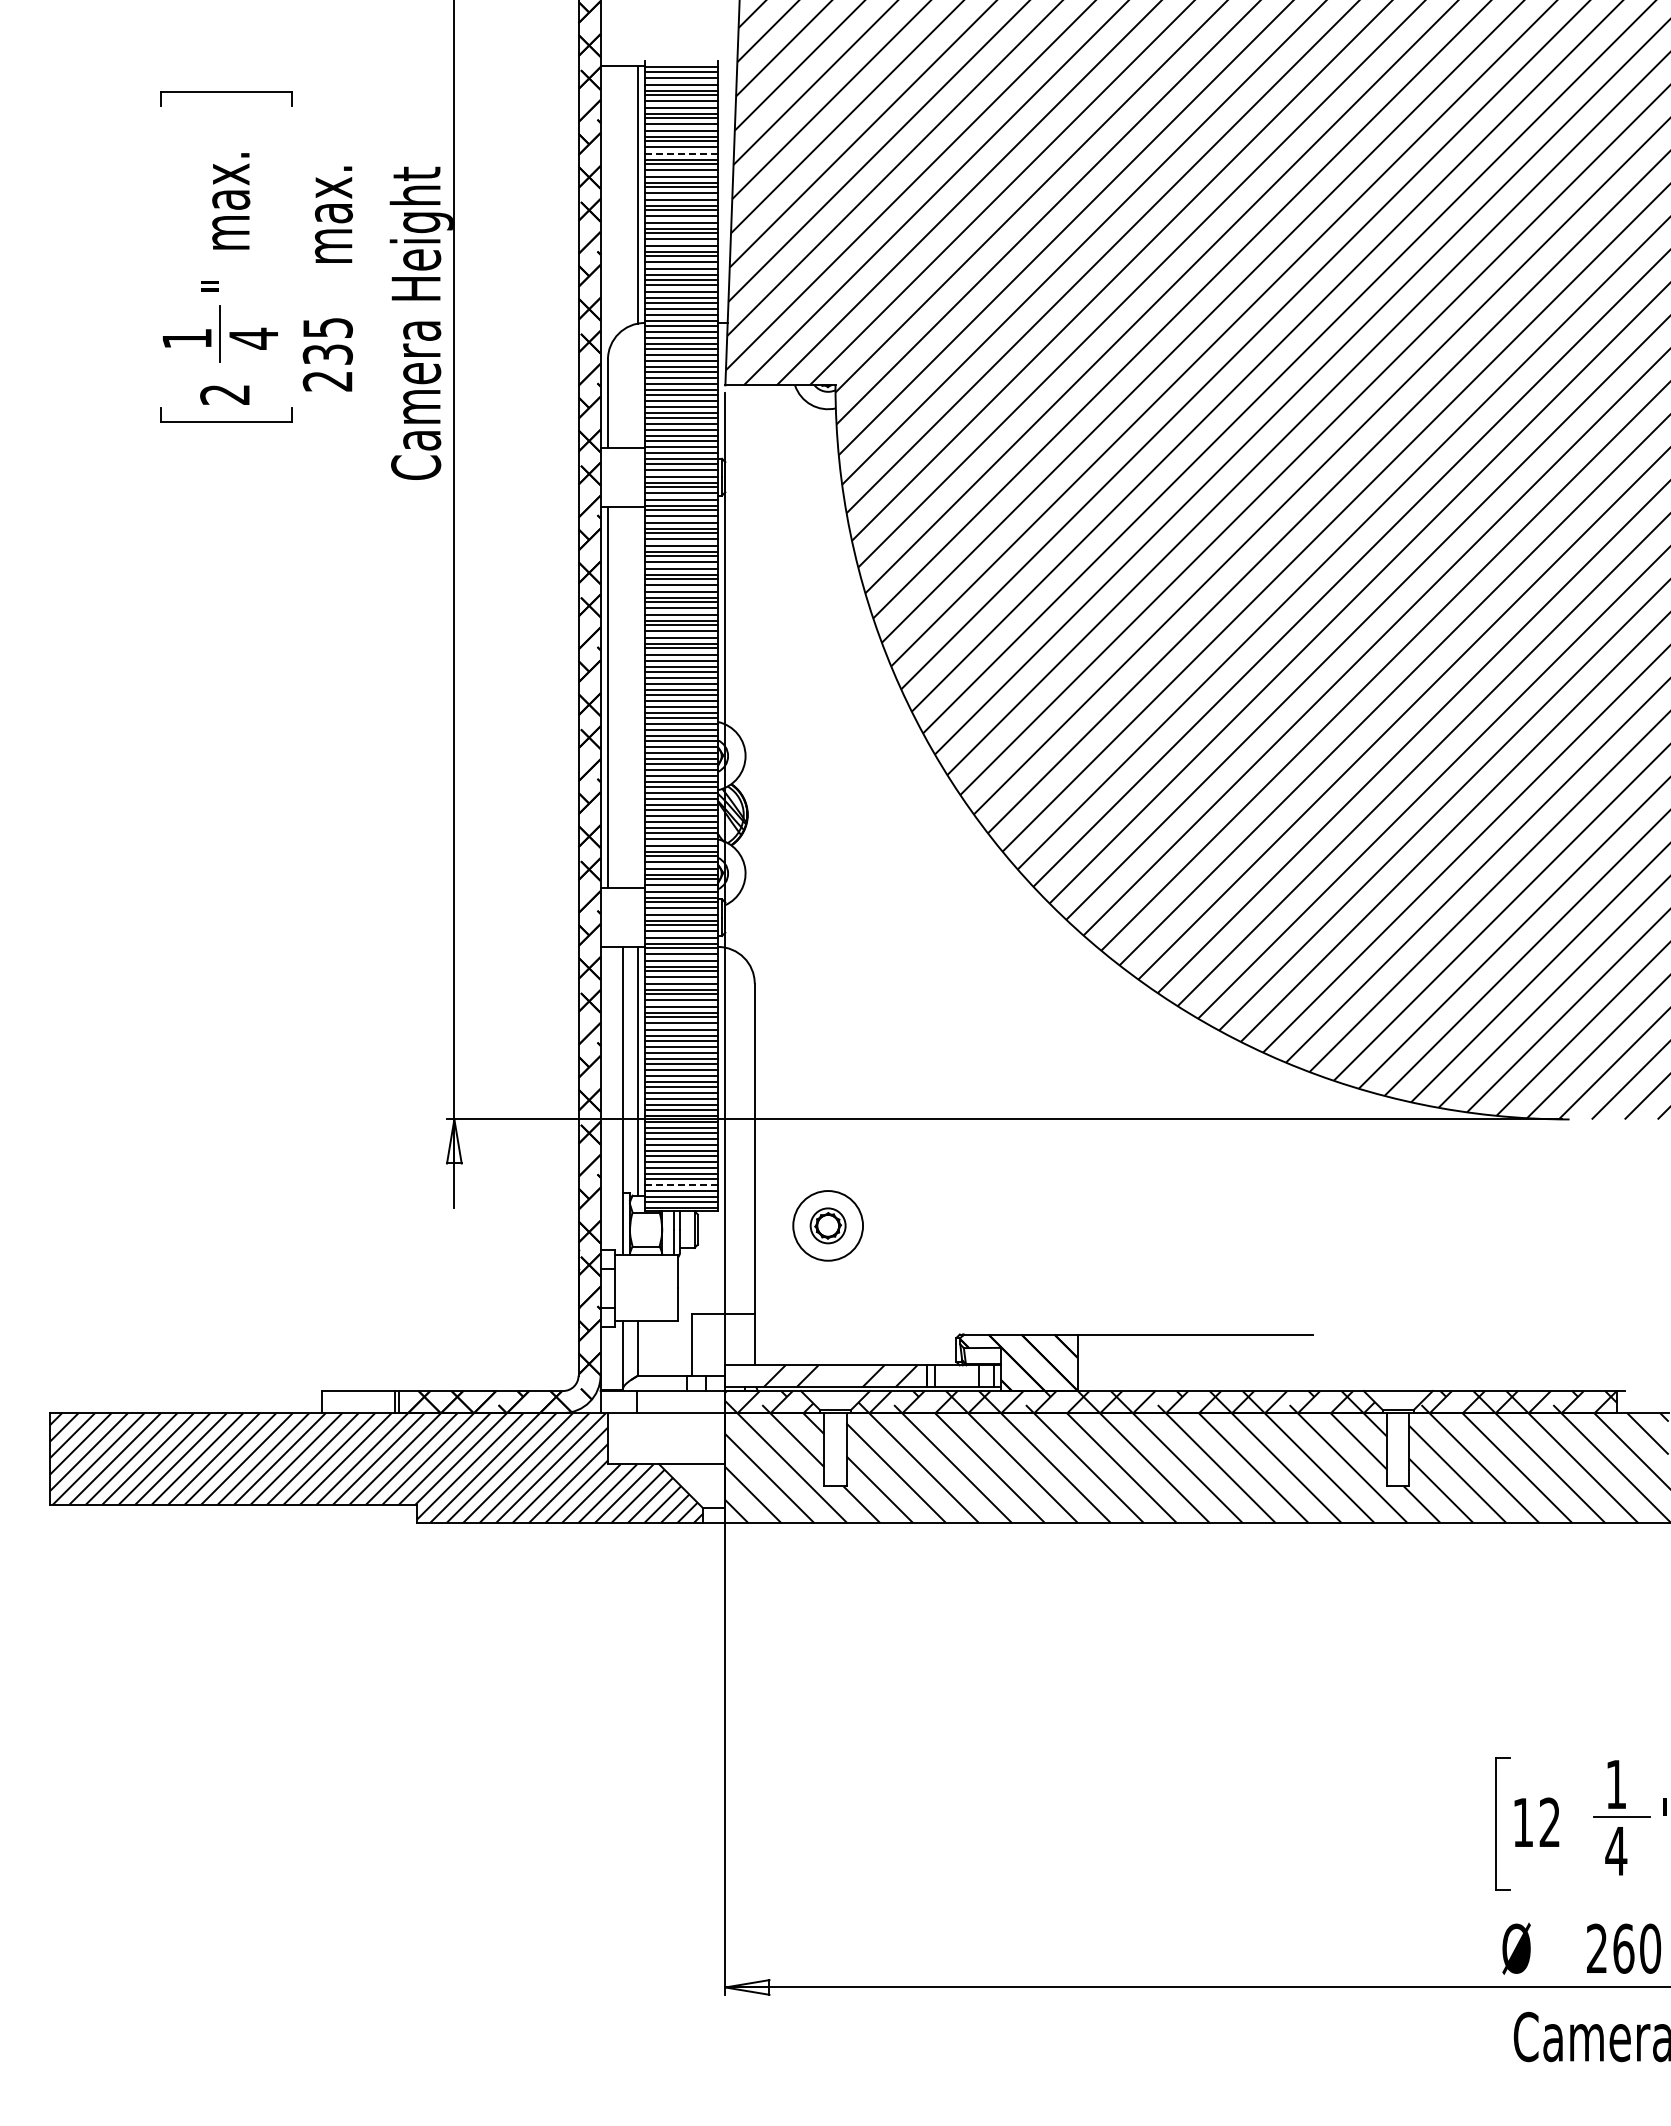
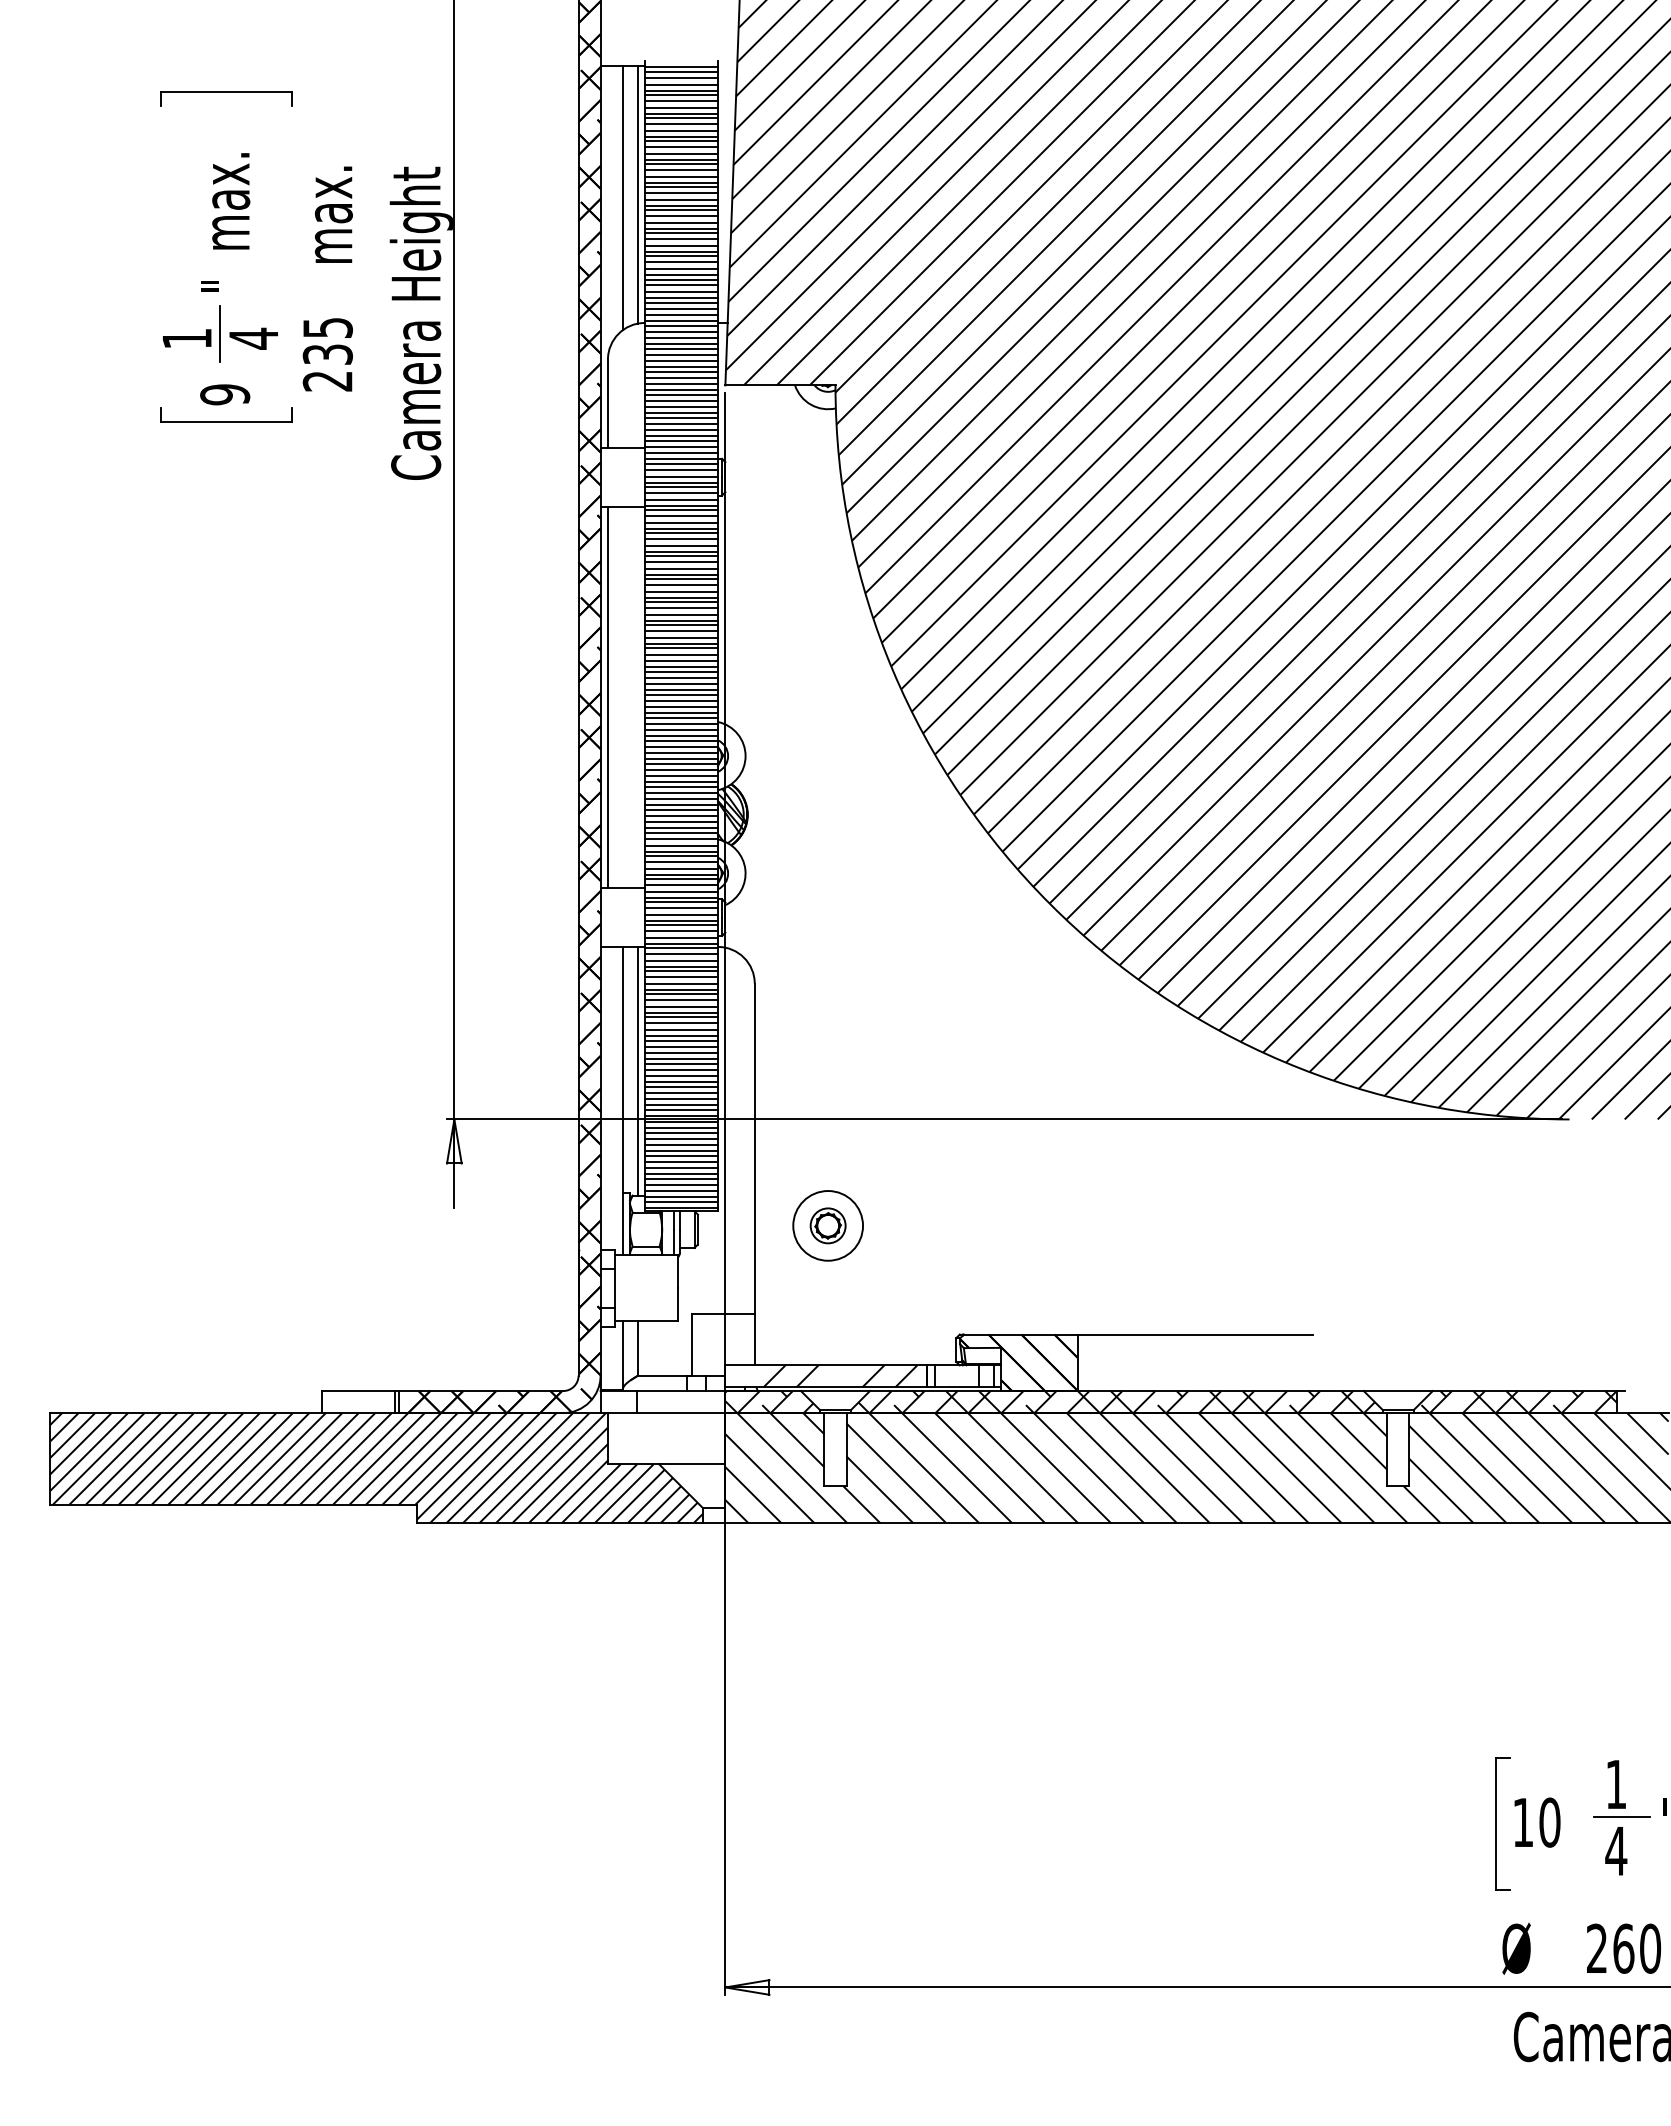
line: dashed -> solid (681, 153)
line: none -> present (622, 198)
text: 2 -> 9 (225, 394)
line: dashed -> solid (681, 1184)
text: 12 -> 10 (1549, 1822)
